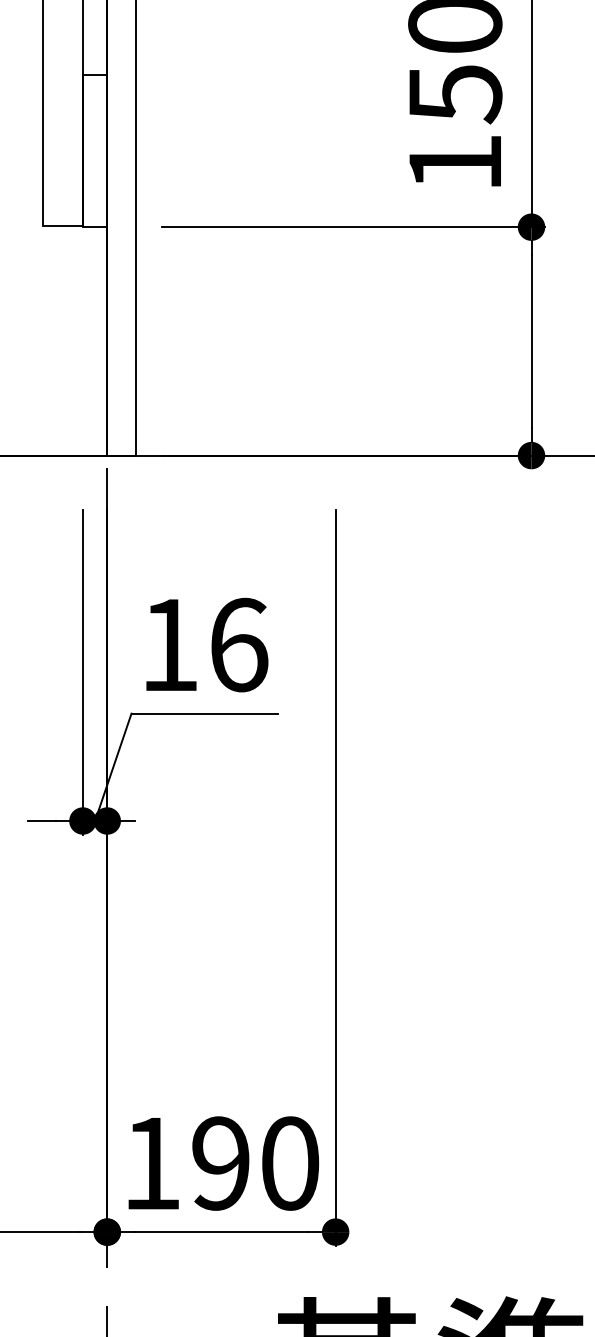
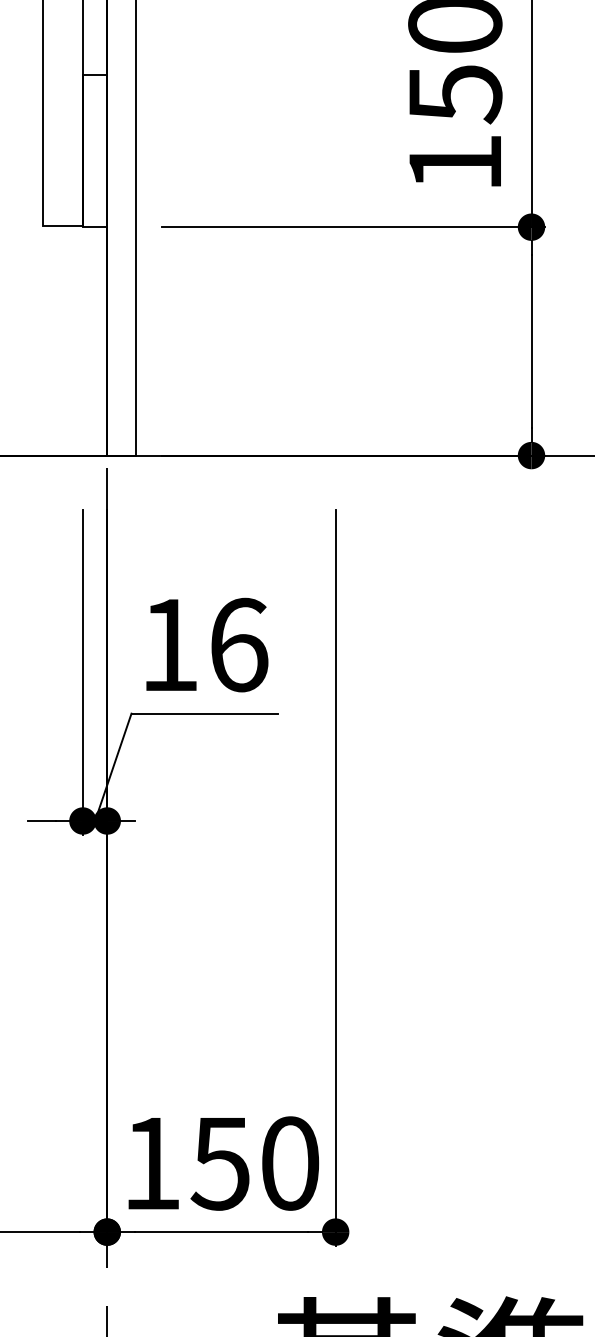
text: 190 -> 150 (219, 1163)
